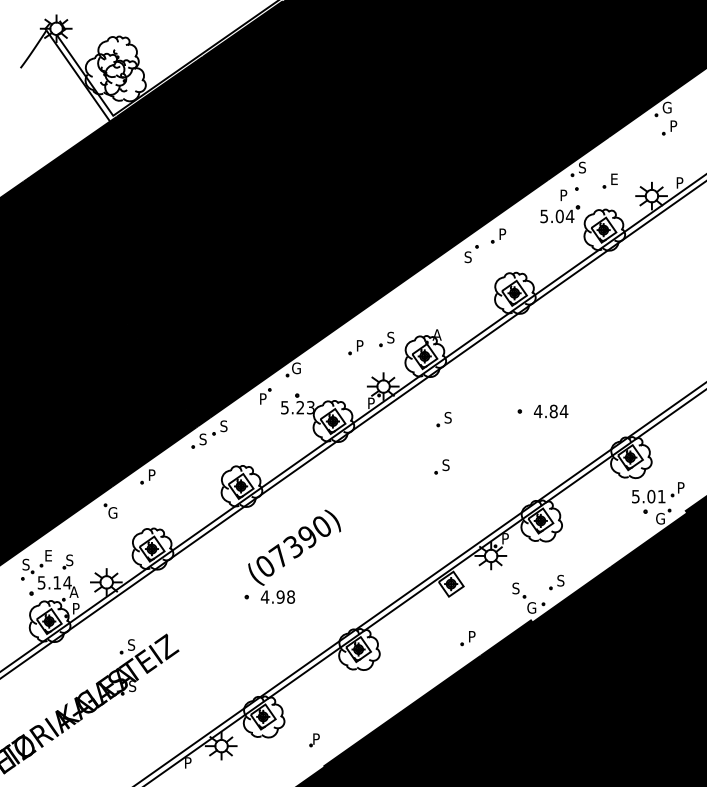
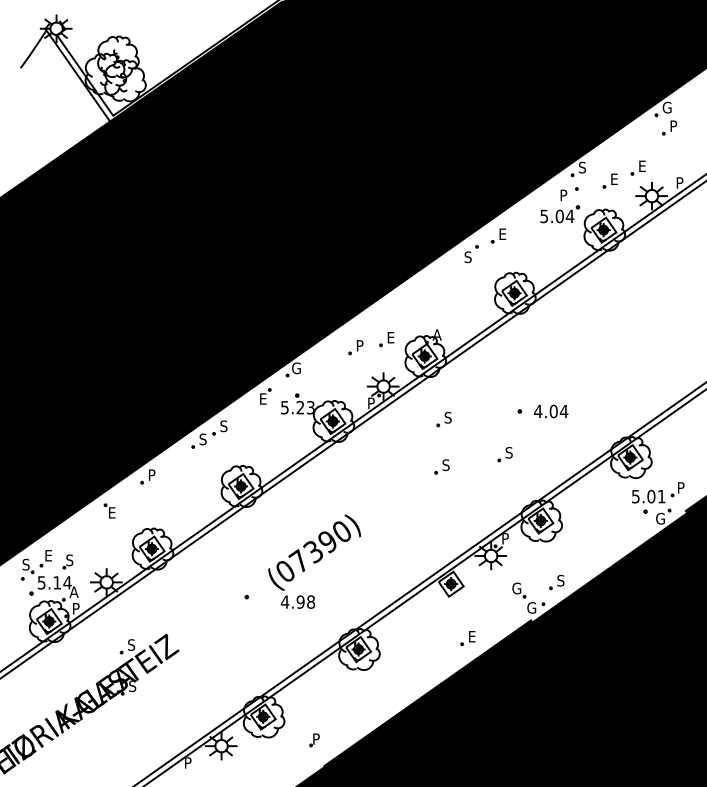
part: none -> present (637, 167)
text: P -> E (503, 233)
text: S -> E (390, 337)
text: P -> E (263, 398)
text: 4.84 -> 4.04 (553, 411)
part: none -> present (504, 454)
text: G -> E (112, 512)
text position: (294, 556) -> (314, 561) (314, 561)
text: S -> G (516, 588)
text: P -> E (472, 636)
